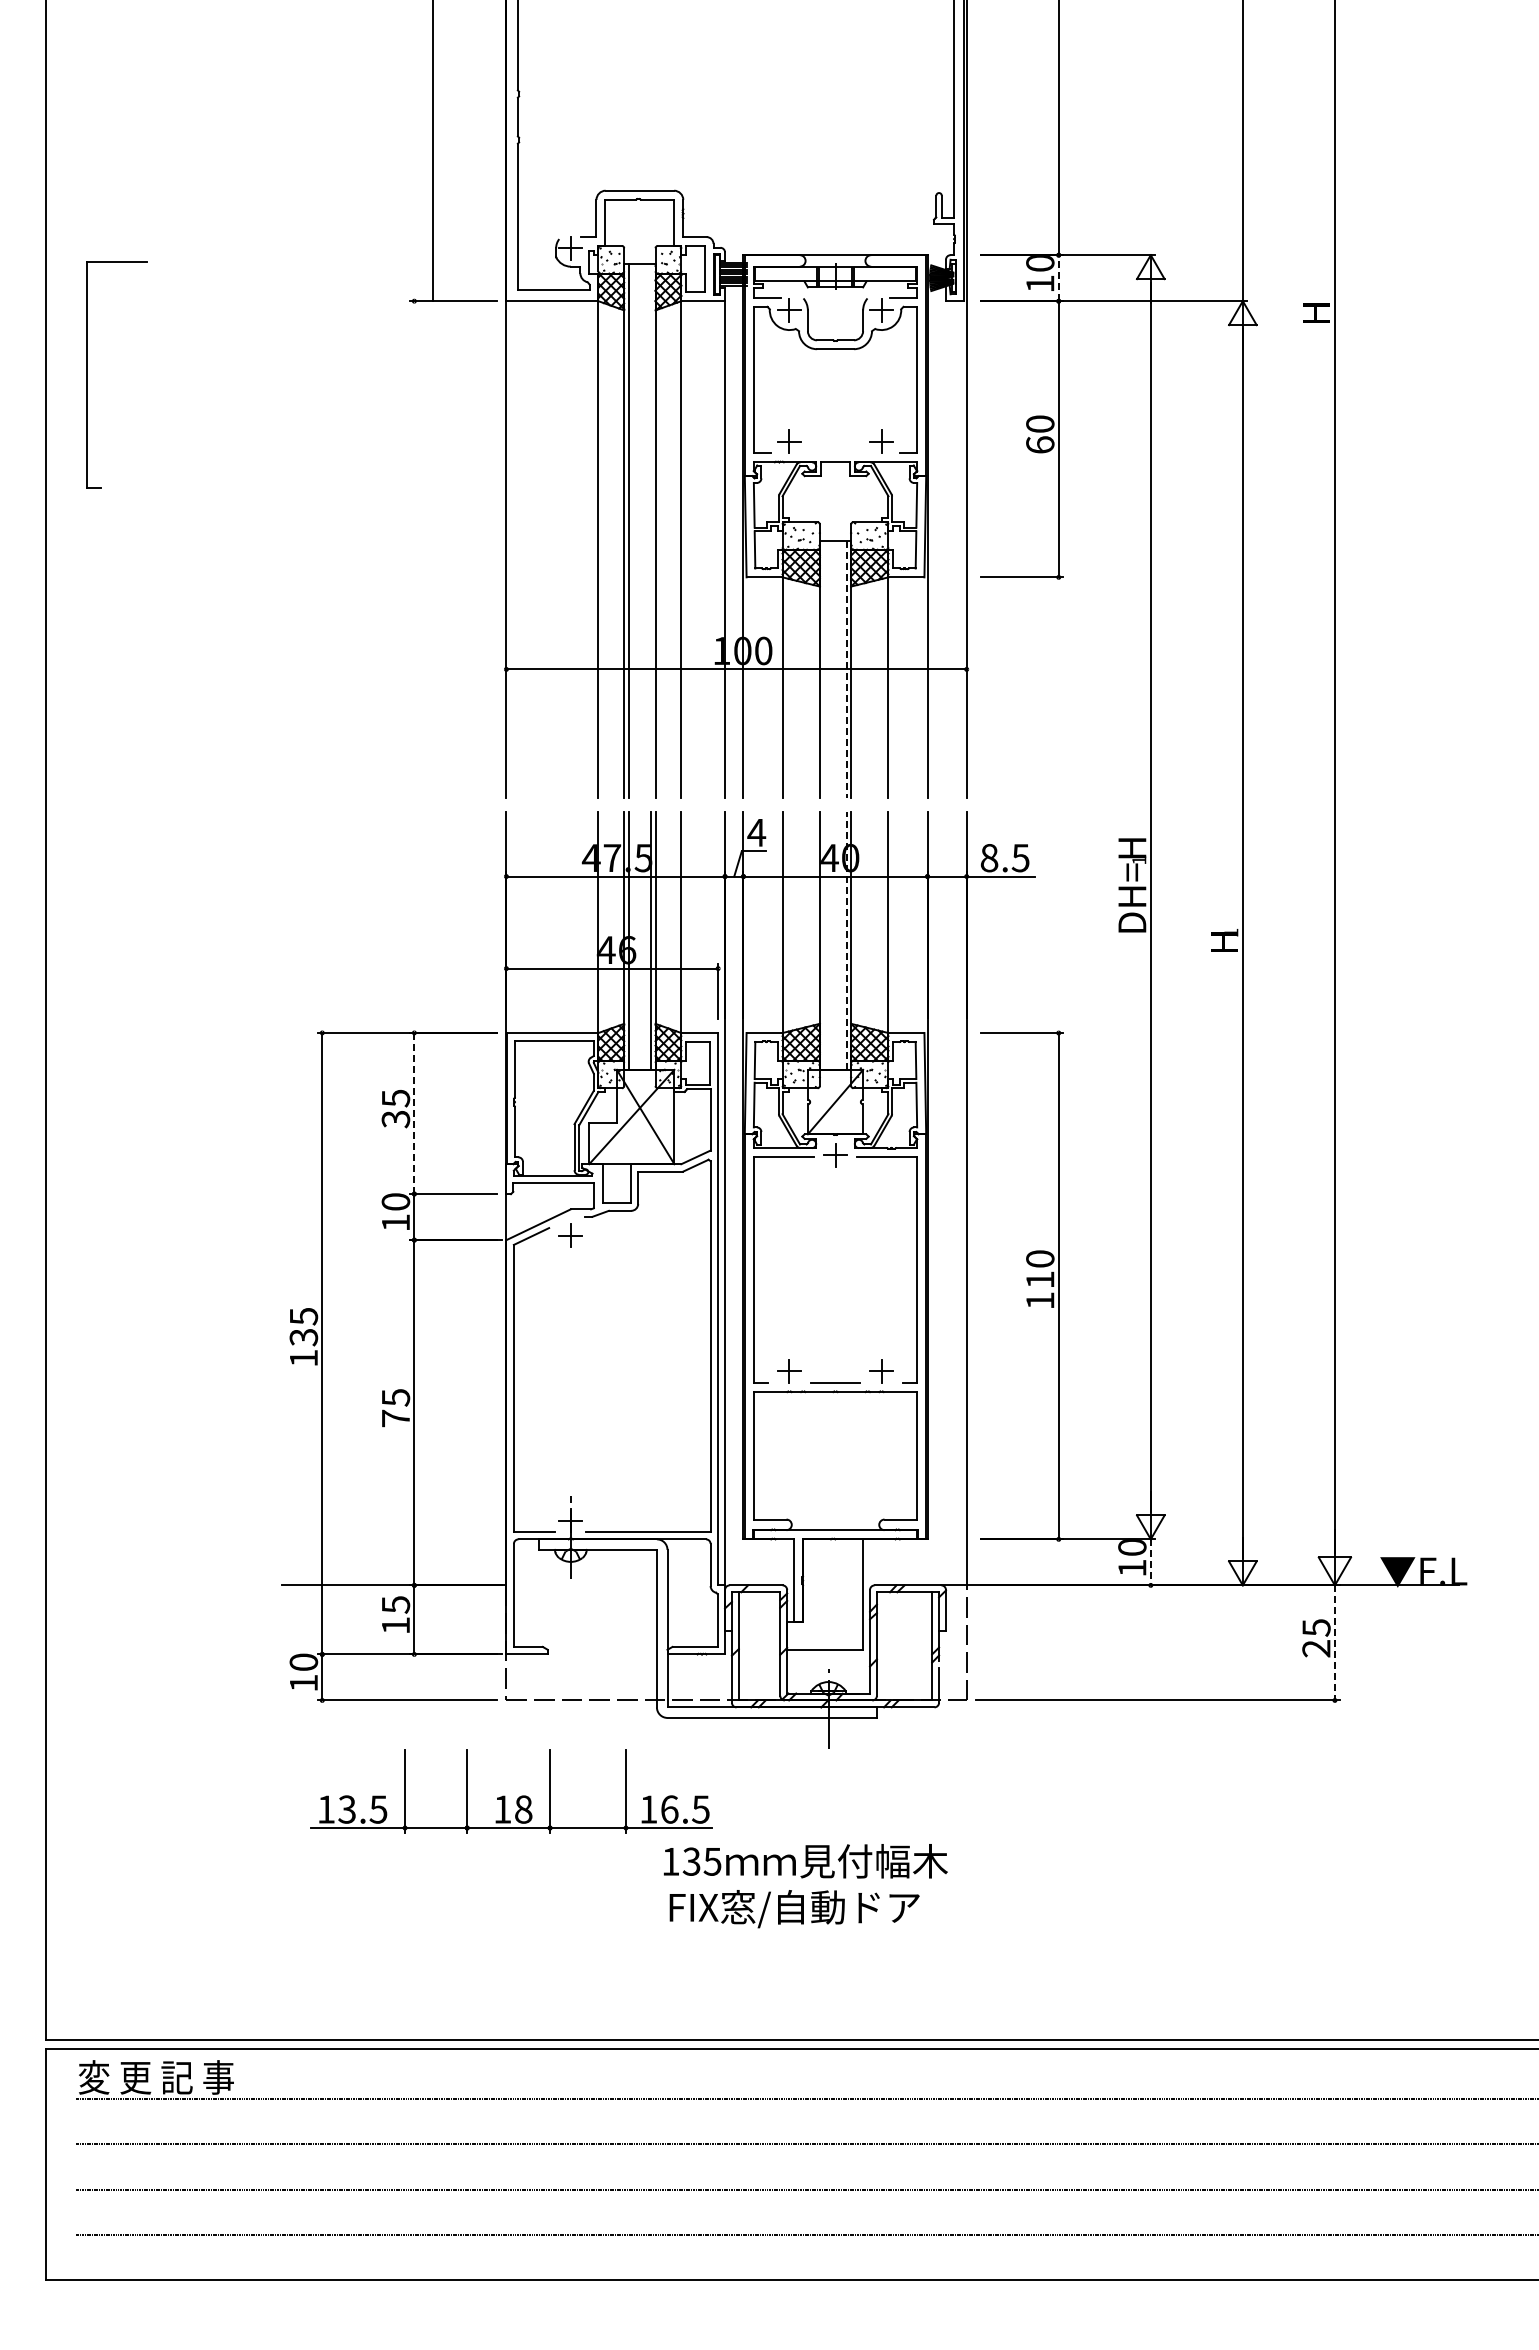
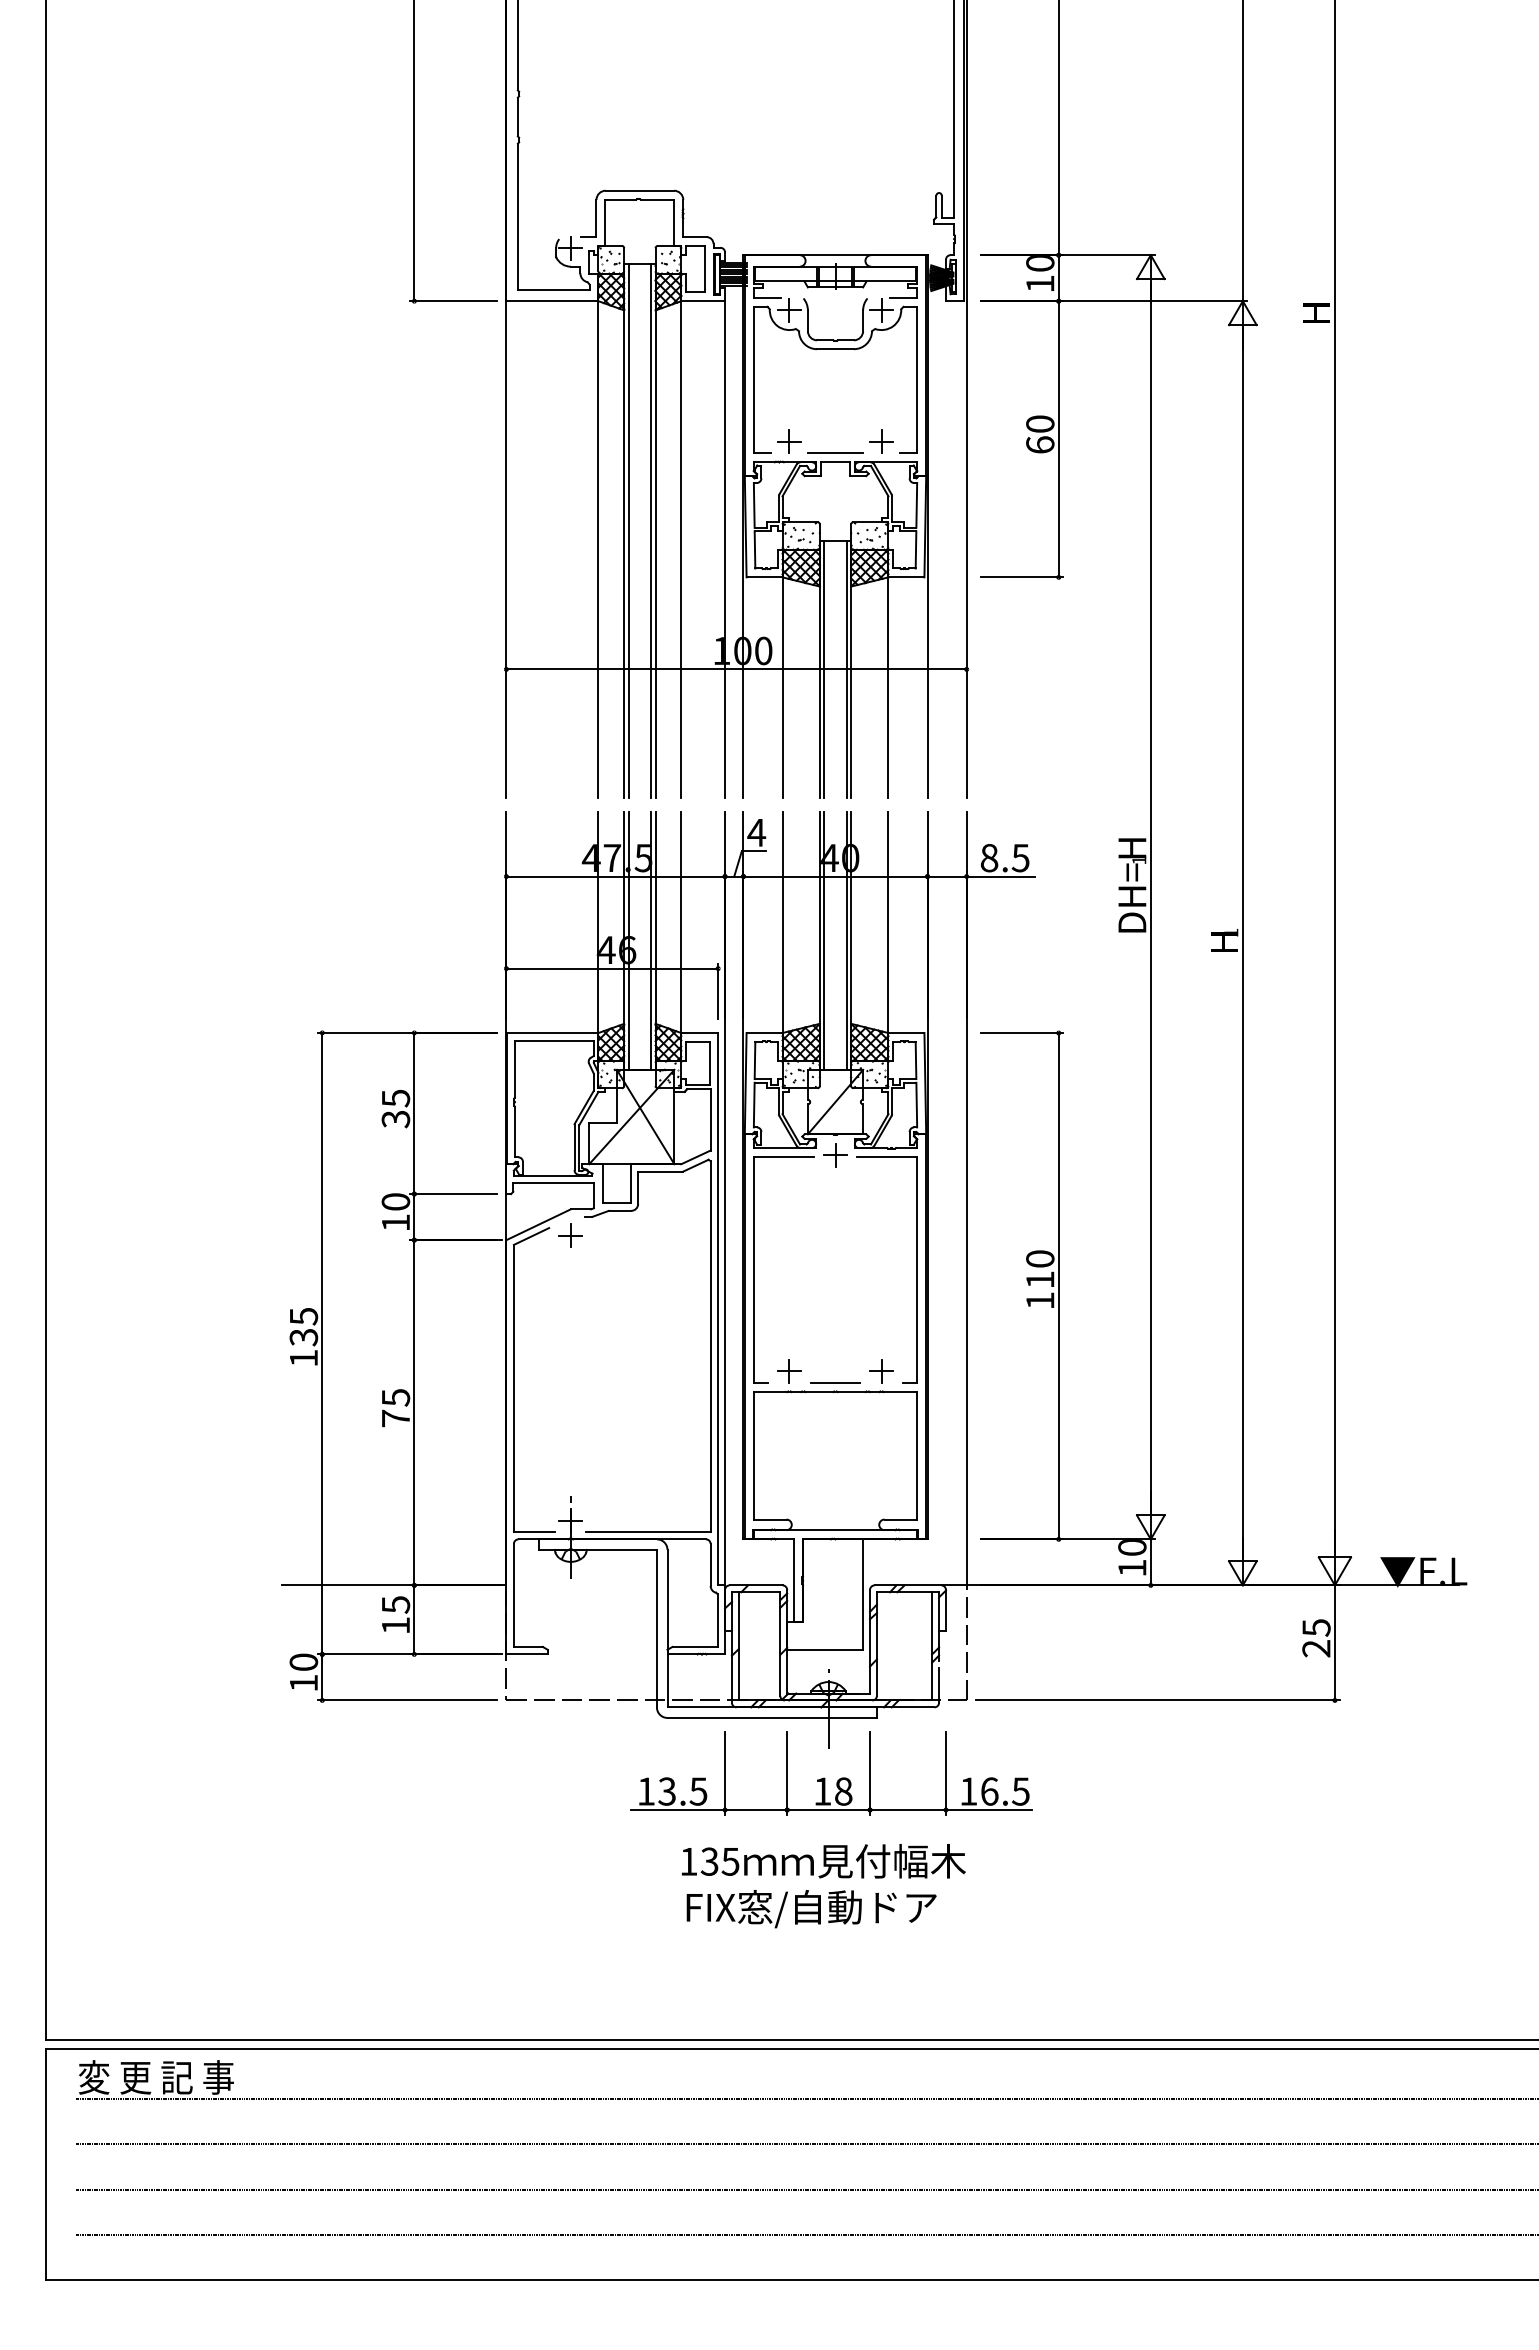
line position: (433, 151) -> (414, 151) (414, 151)
line: dashed -> solid (1058, 277)
part: present -> none (87, 374)
line: none -> present (835, 452)
line: none -> present (650, 531)
line: none -> present (824, 669)
line: dashed -> solid (846, 669)
line: none -> present (824, 940)
line: dashed -> solid (846, 940)
line: dashed -> solid (414, 1113)
line: dashed -> solid (1150, 1562)
line: dashed -> solid (1334, 1642)
part position: (505, 1796) -> (825, 1778) (825, 1778)
text position: (805, 1861) -> (823, 1861) (823, 1861)
text position: (794, 1909) -> (811, 1909) (811, 1909)
